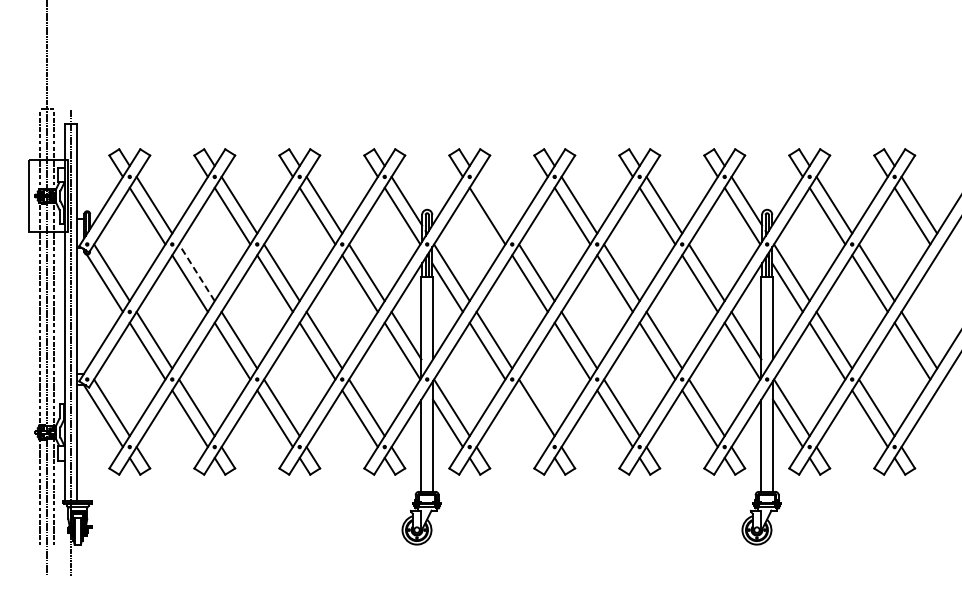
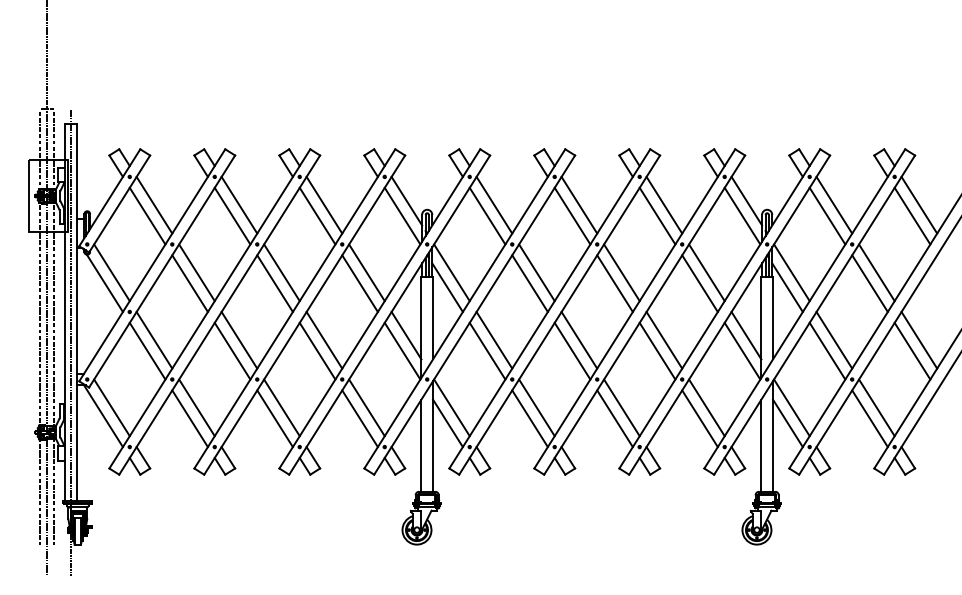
line: none -> present (494, 204)
line: dashed -> solid (196, 272)
line: none -> present (529, 418)
